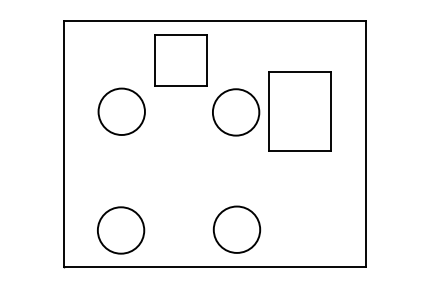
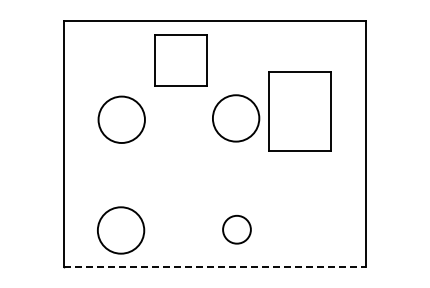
circle position: (121, 111) -> (121, 119) (121, 119)
circle position: (236, 112) -> (236, 118) (236, 118)
circle diameter: 46 px -> 28 px (236, 229)
line: solid -> dashed (215, 267)
